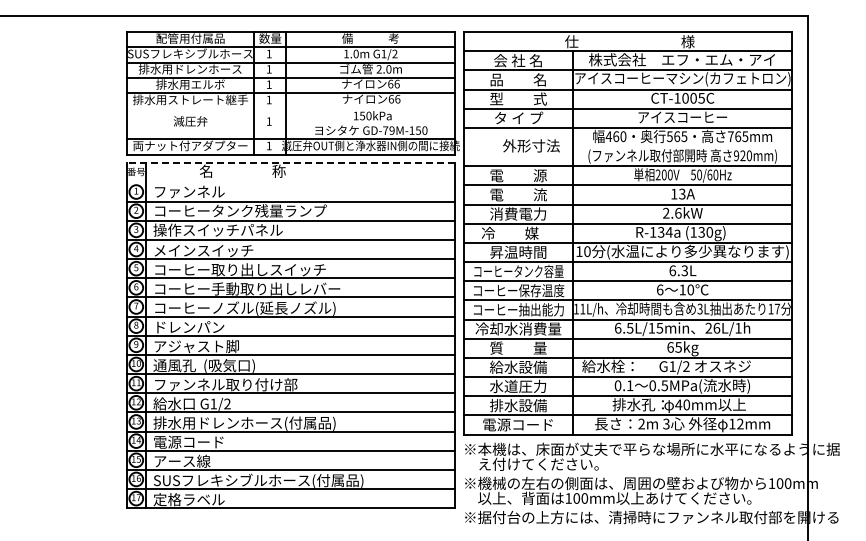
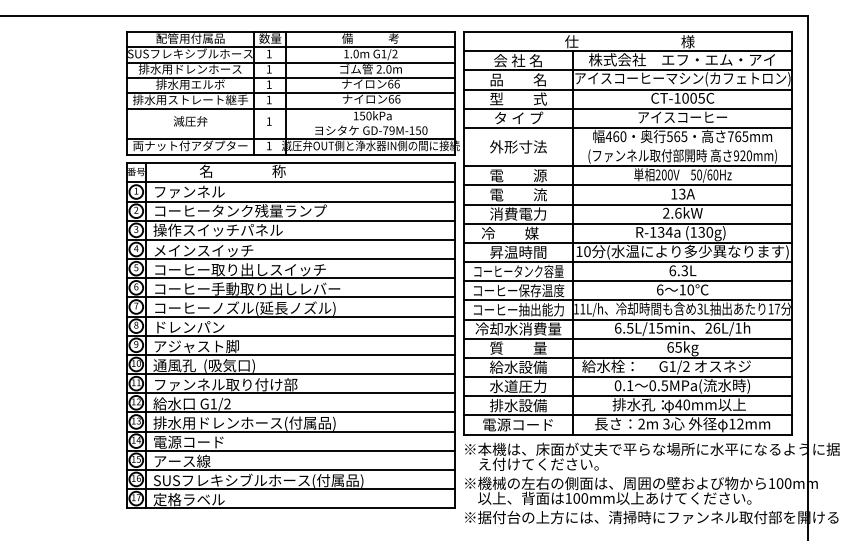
line: none -> present (290, 108)
text position: (531, 145) -> (518, 146) (518, 146)
line: dashed -> solid (290, 163)
line: none -> present (290, 182)
